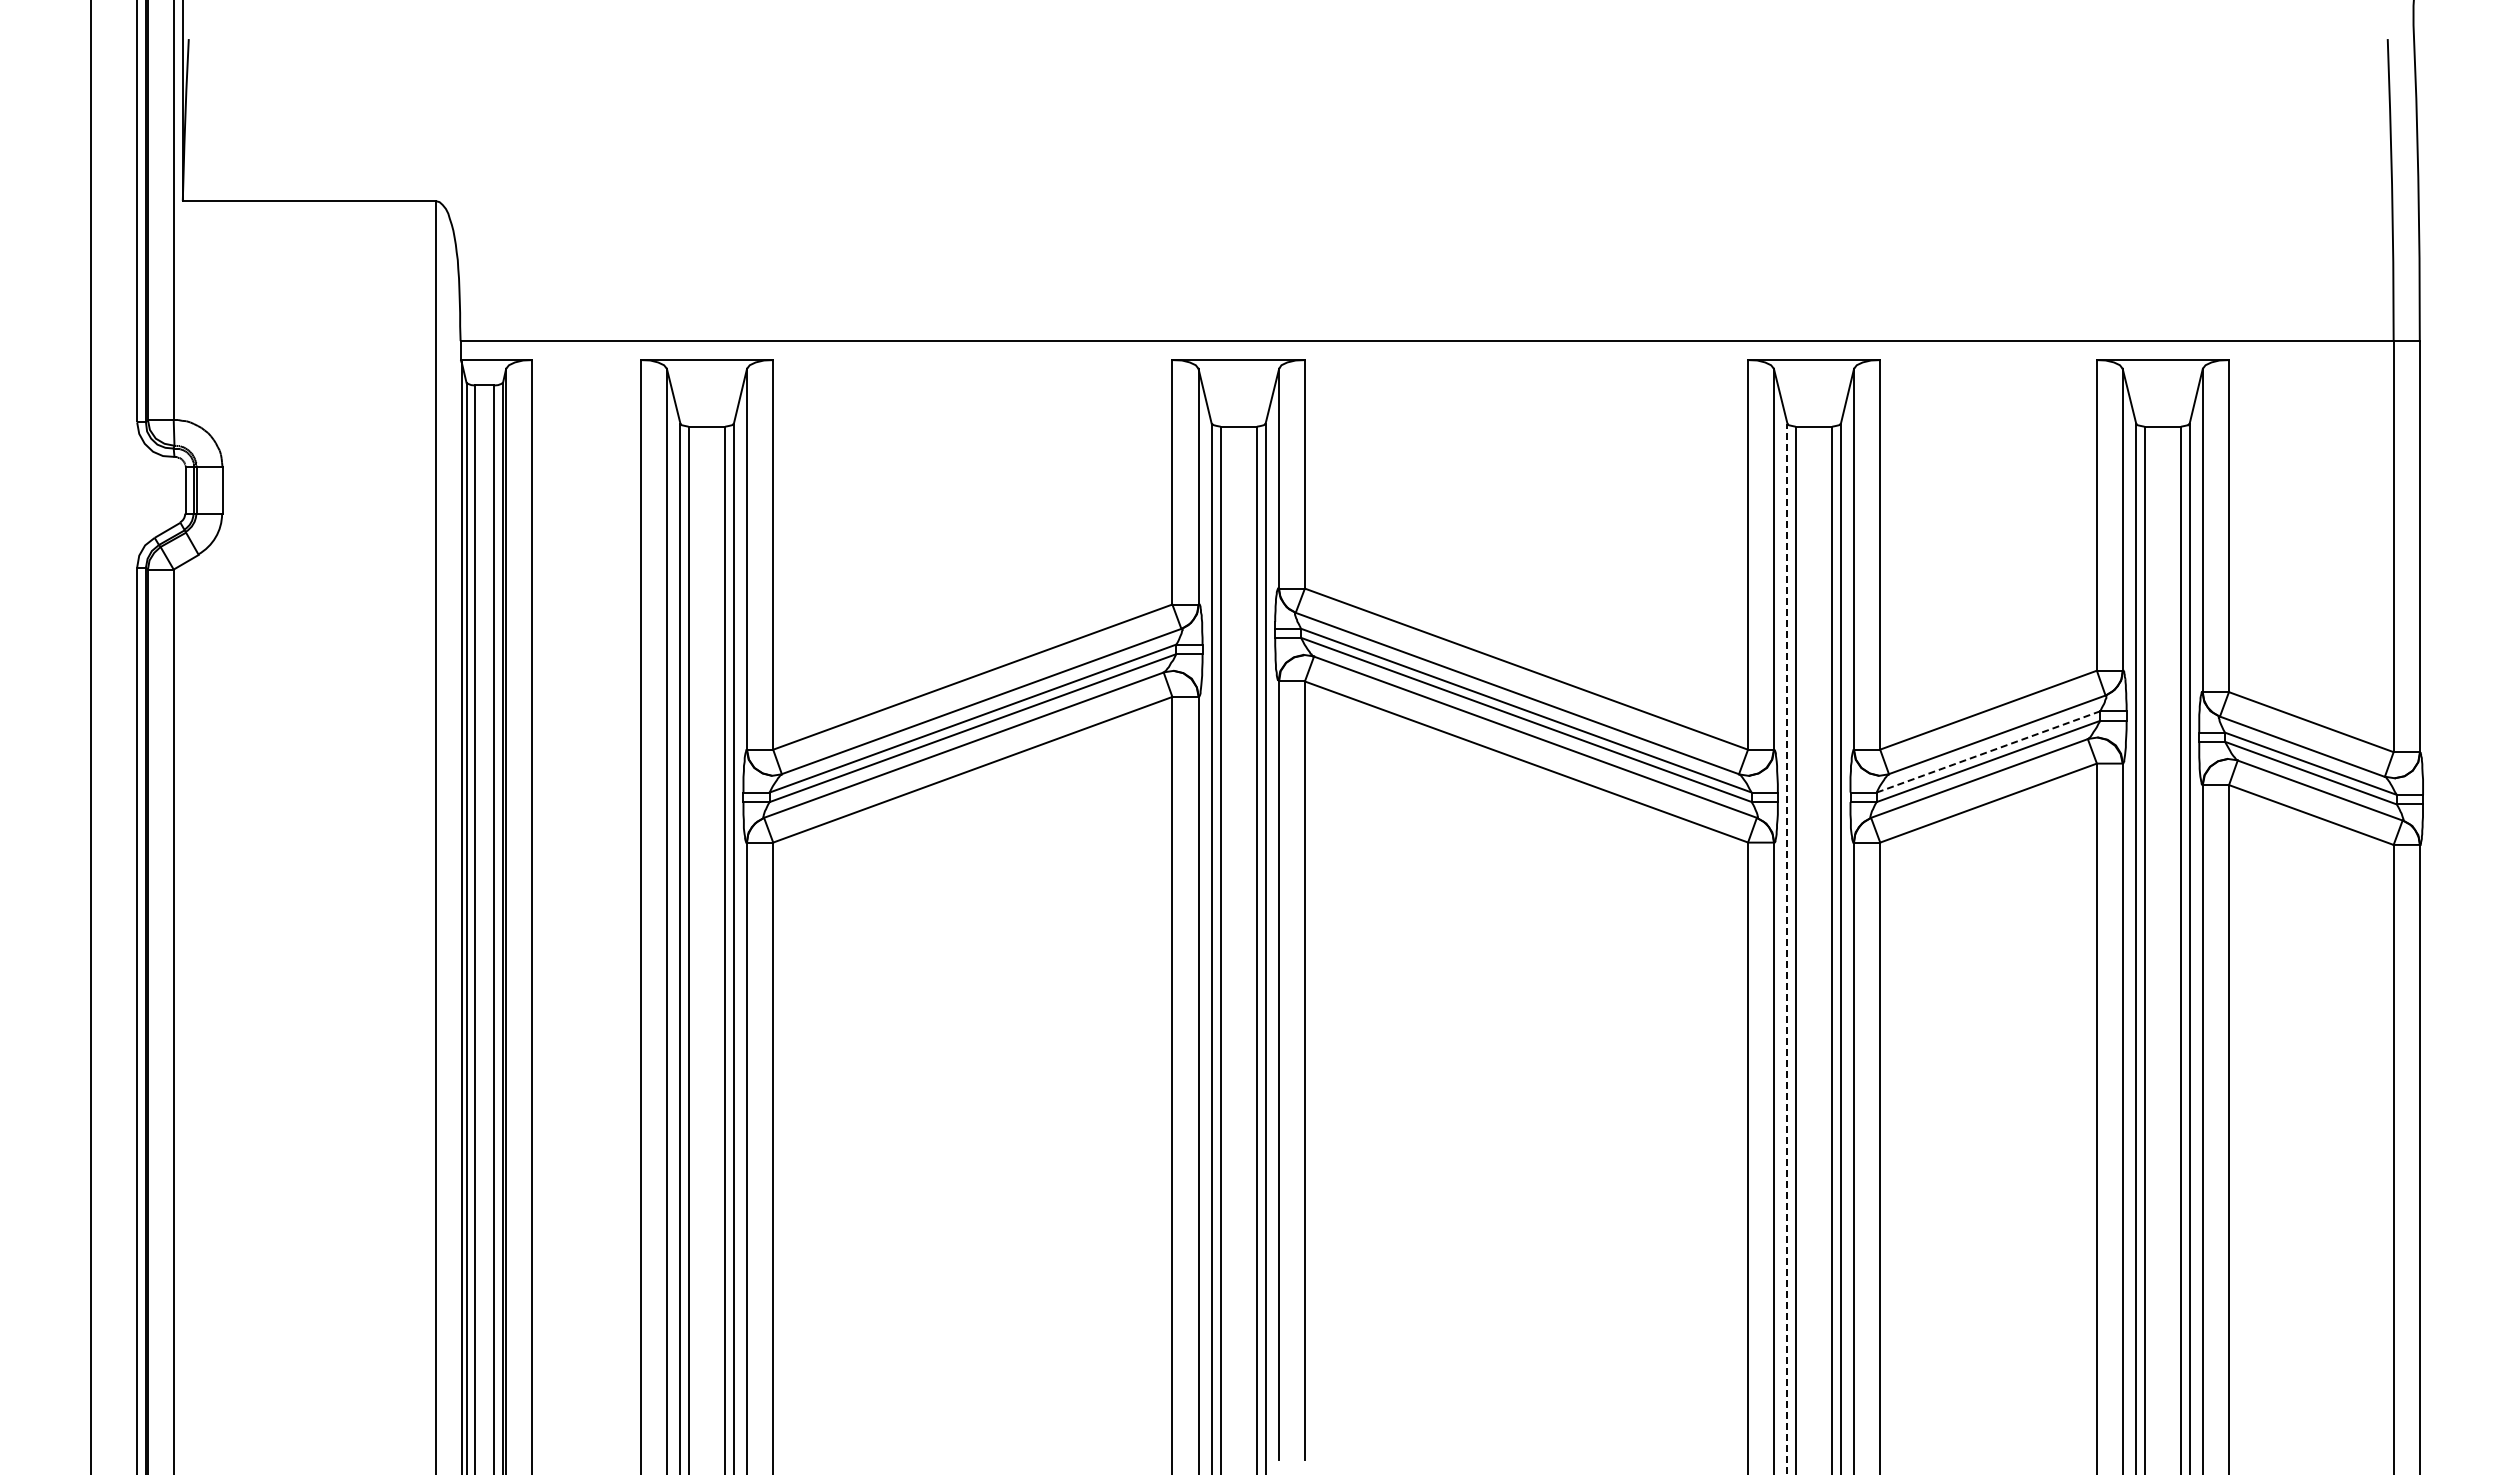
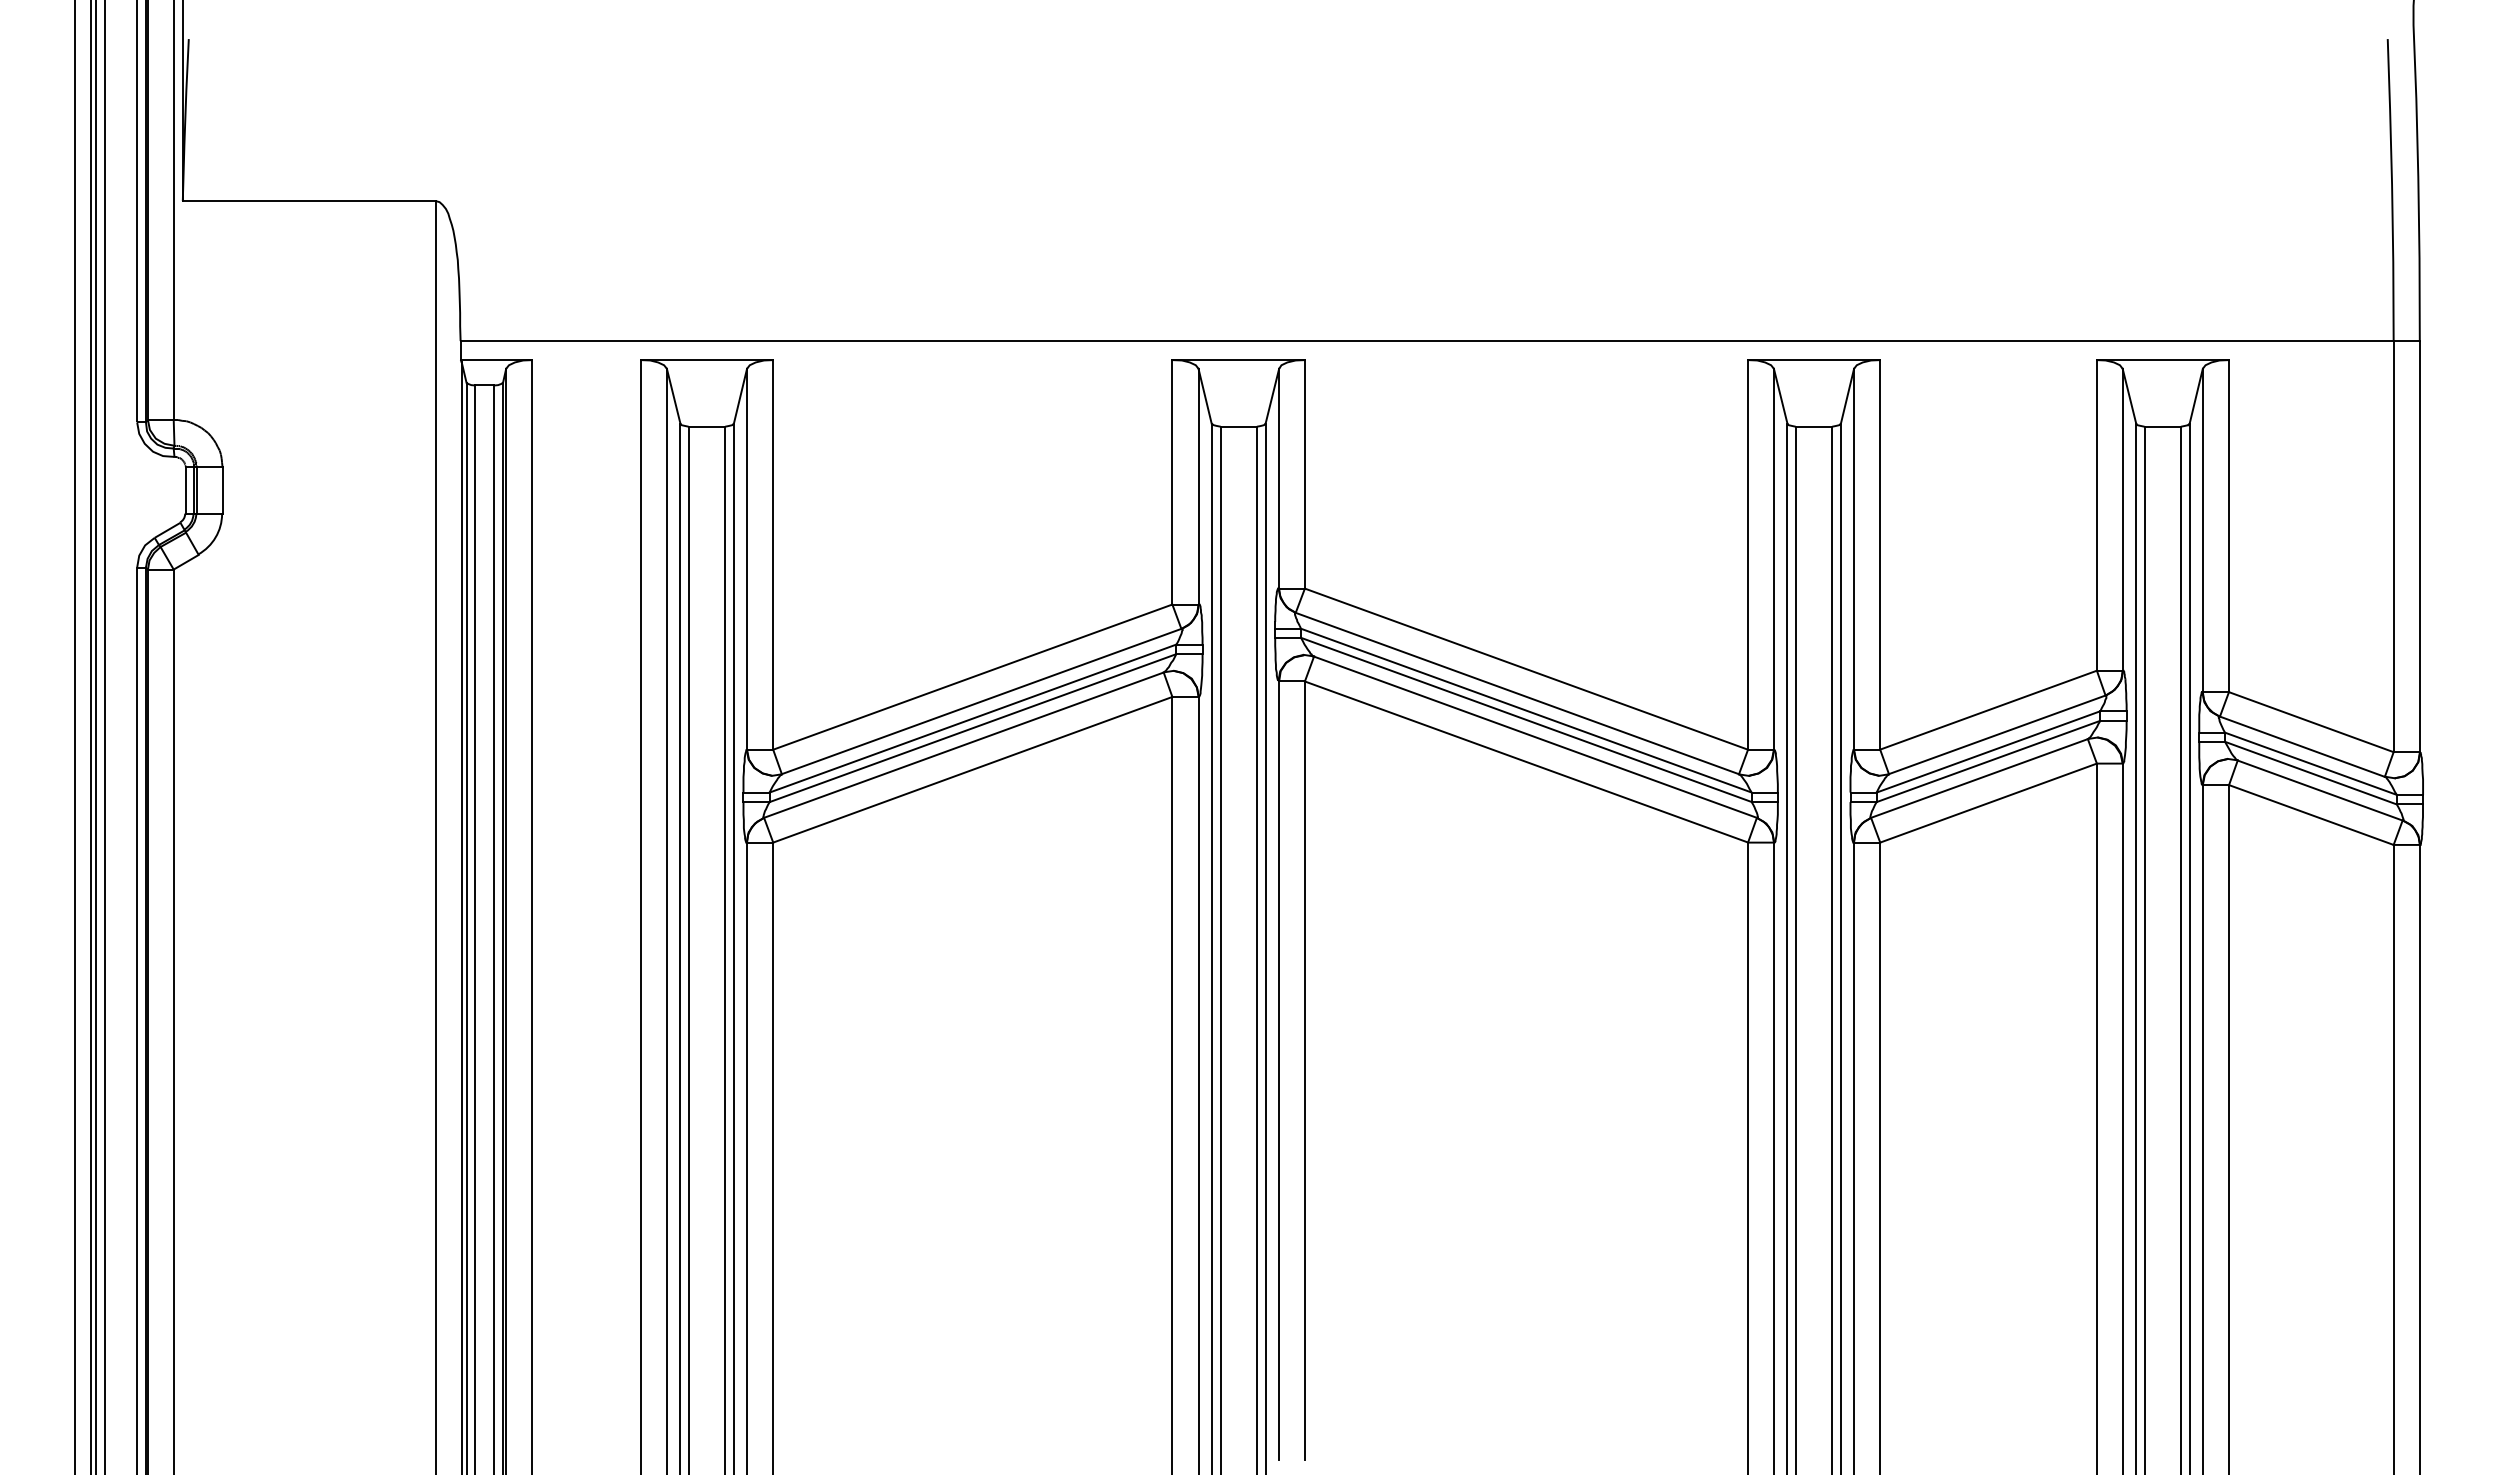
line: none -> present (74, 736)
line: none -> present (96, 736)
line: none -> present (105, 736)
line: dashed -> solid (1988, 752)
line: dashed -> solid (1787, 948)
